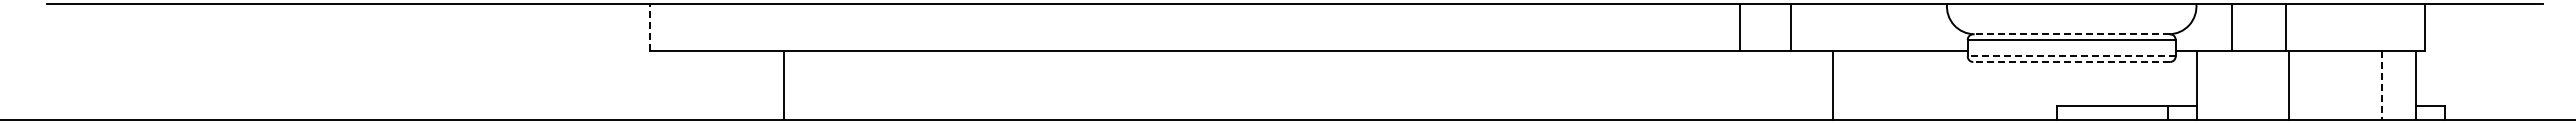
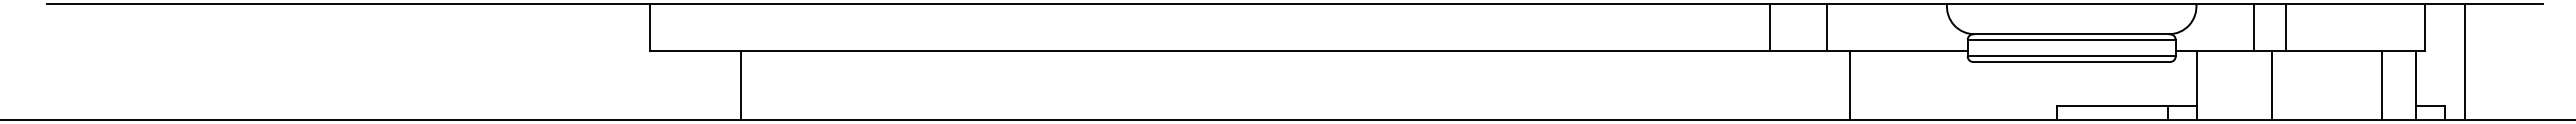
line position: (1739, 26) -> (1769, 26) (1769, 26)
line position: (1791, 26) -> (1827, 26) (1827, 26)
line position: (2231, 26) -> (2253, 26) (2253, 26)
line: dashed -> solid (650, 27)
line: dashed -> solid (2071, 34)
line: dashed -> solid (2071, 56)
line: none -> present (2465, 61)
line: dashed -> solid (2071, 62)
line position: (783, 85) -> (740, 85) (740, 85)
line position: (1832, 85) -> (1849, 85) (1849, 85)
line position: (2289, 85) -> (2272, 85) (2272, 85)
line: dashed -> solid (2381, 85)
